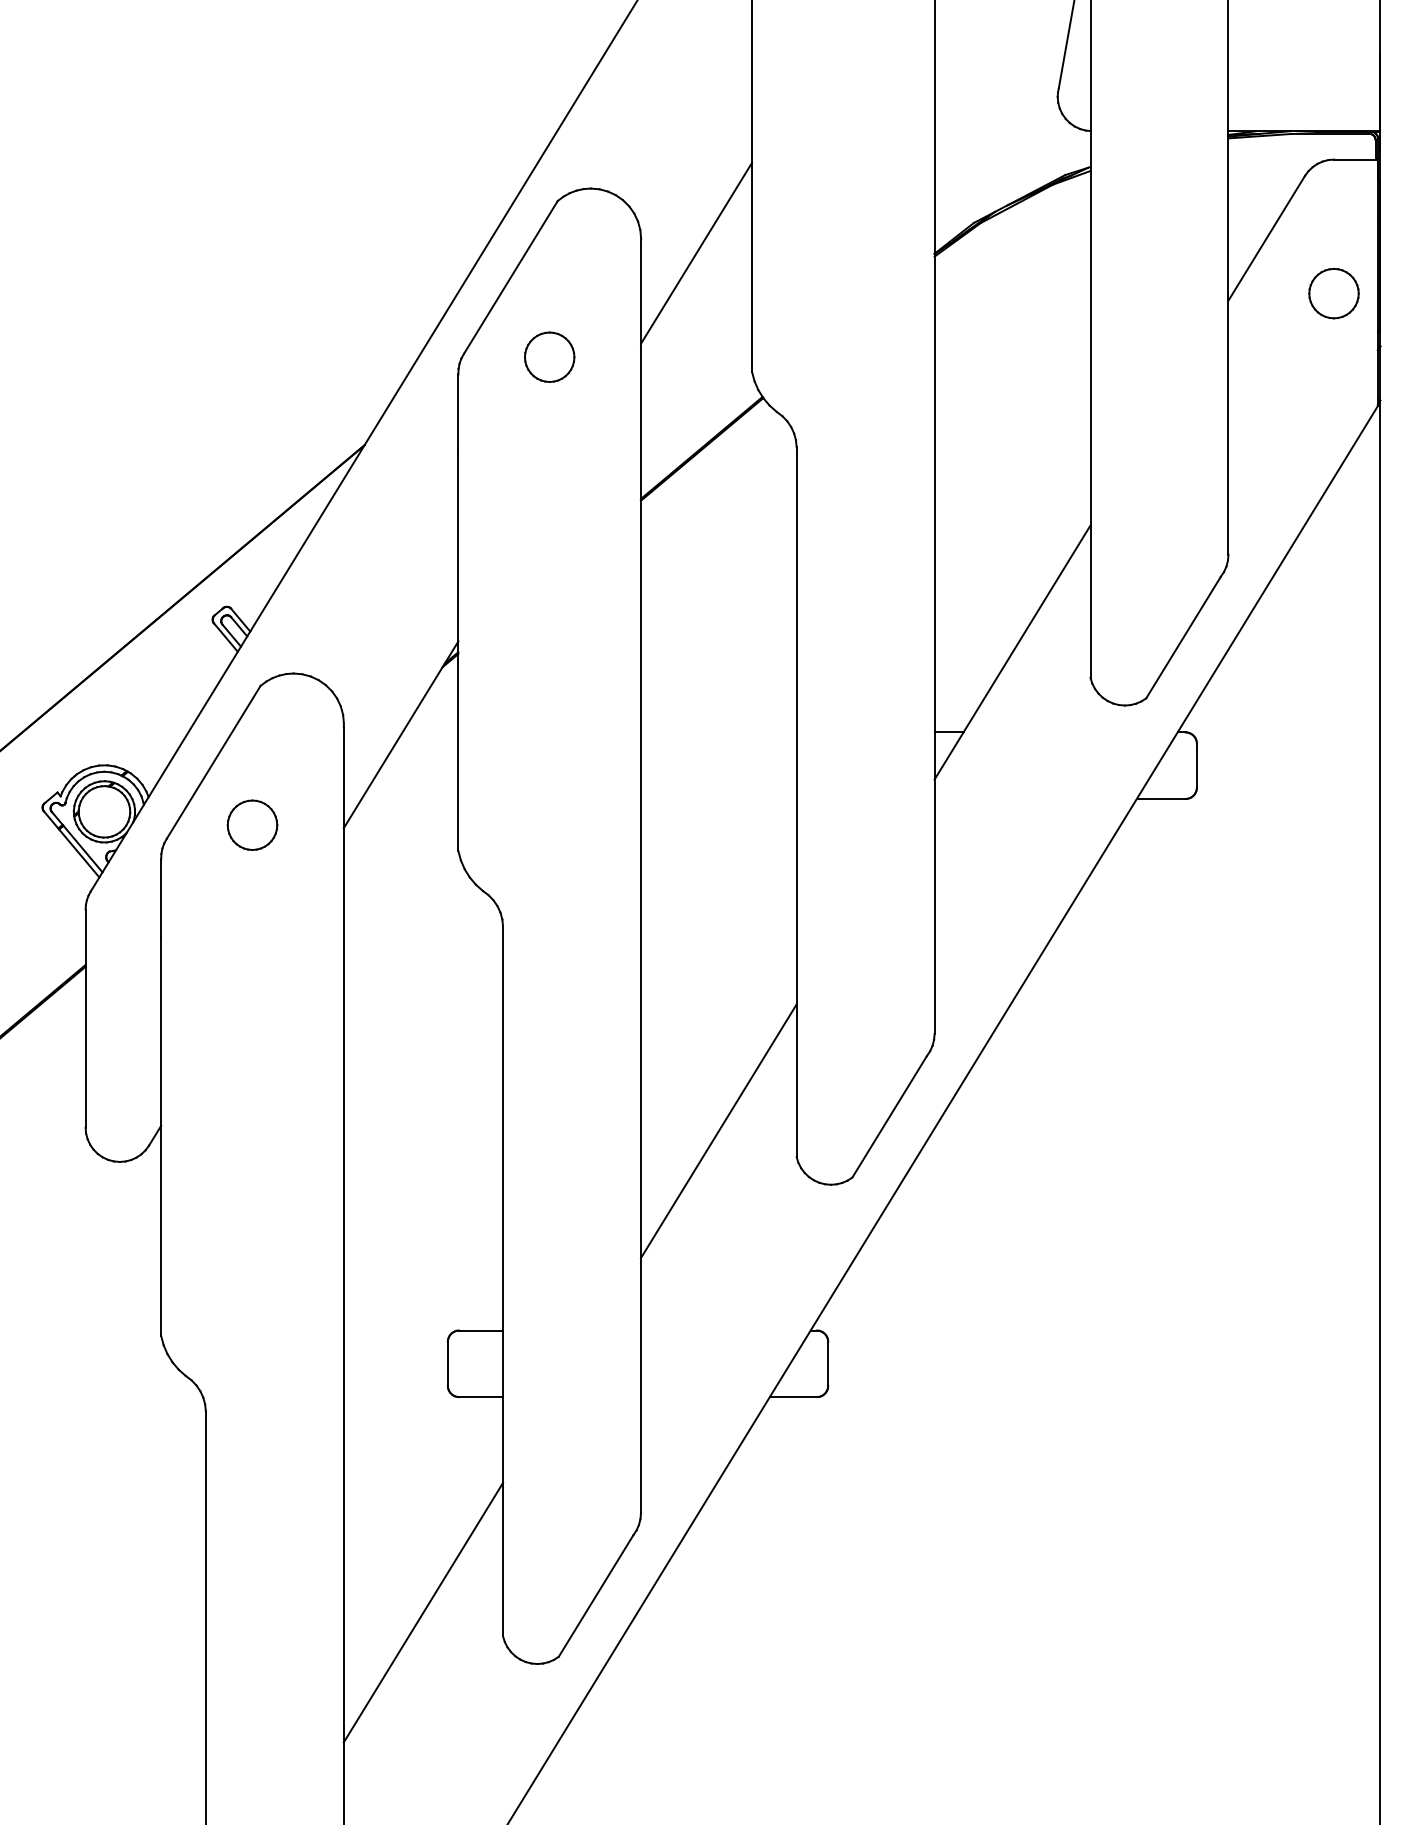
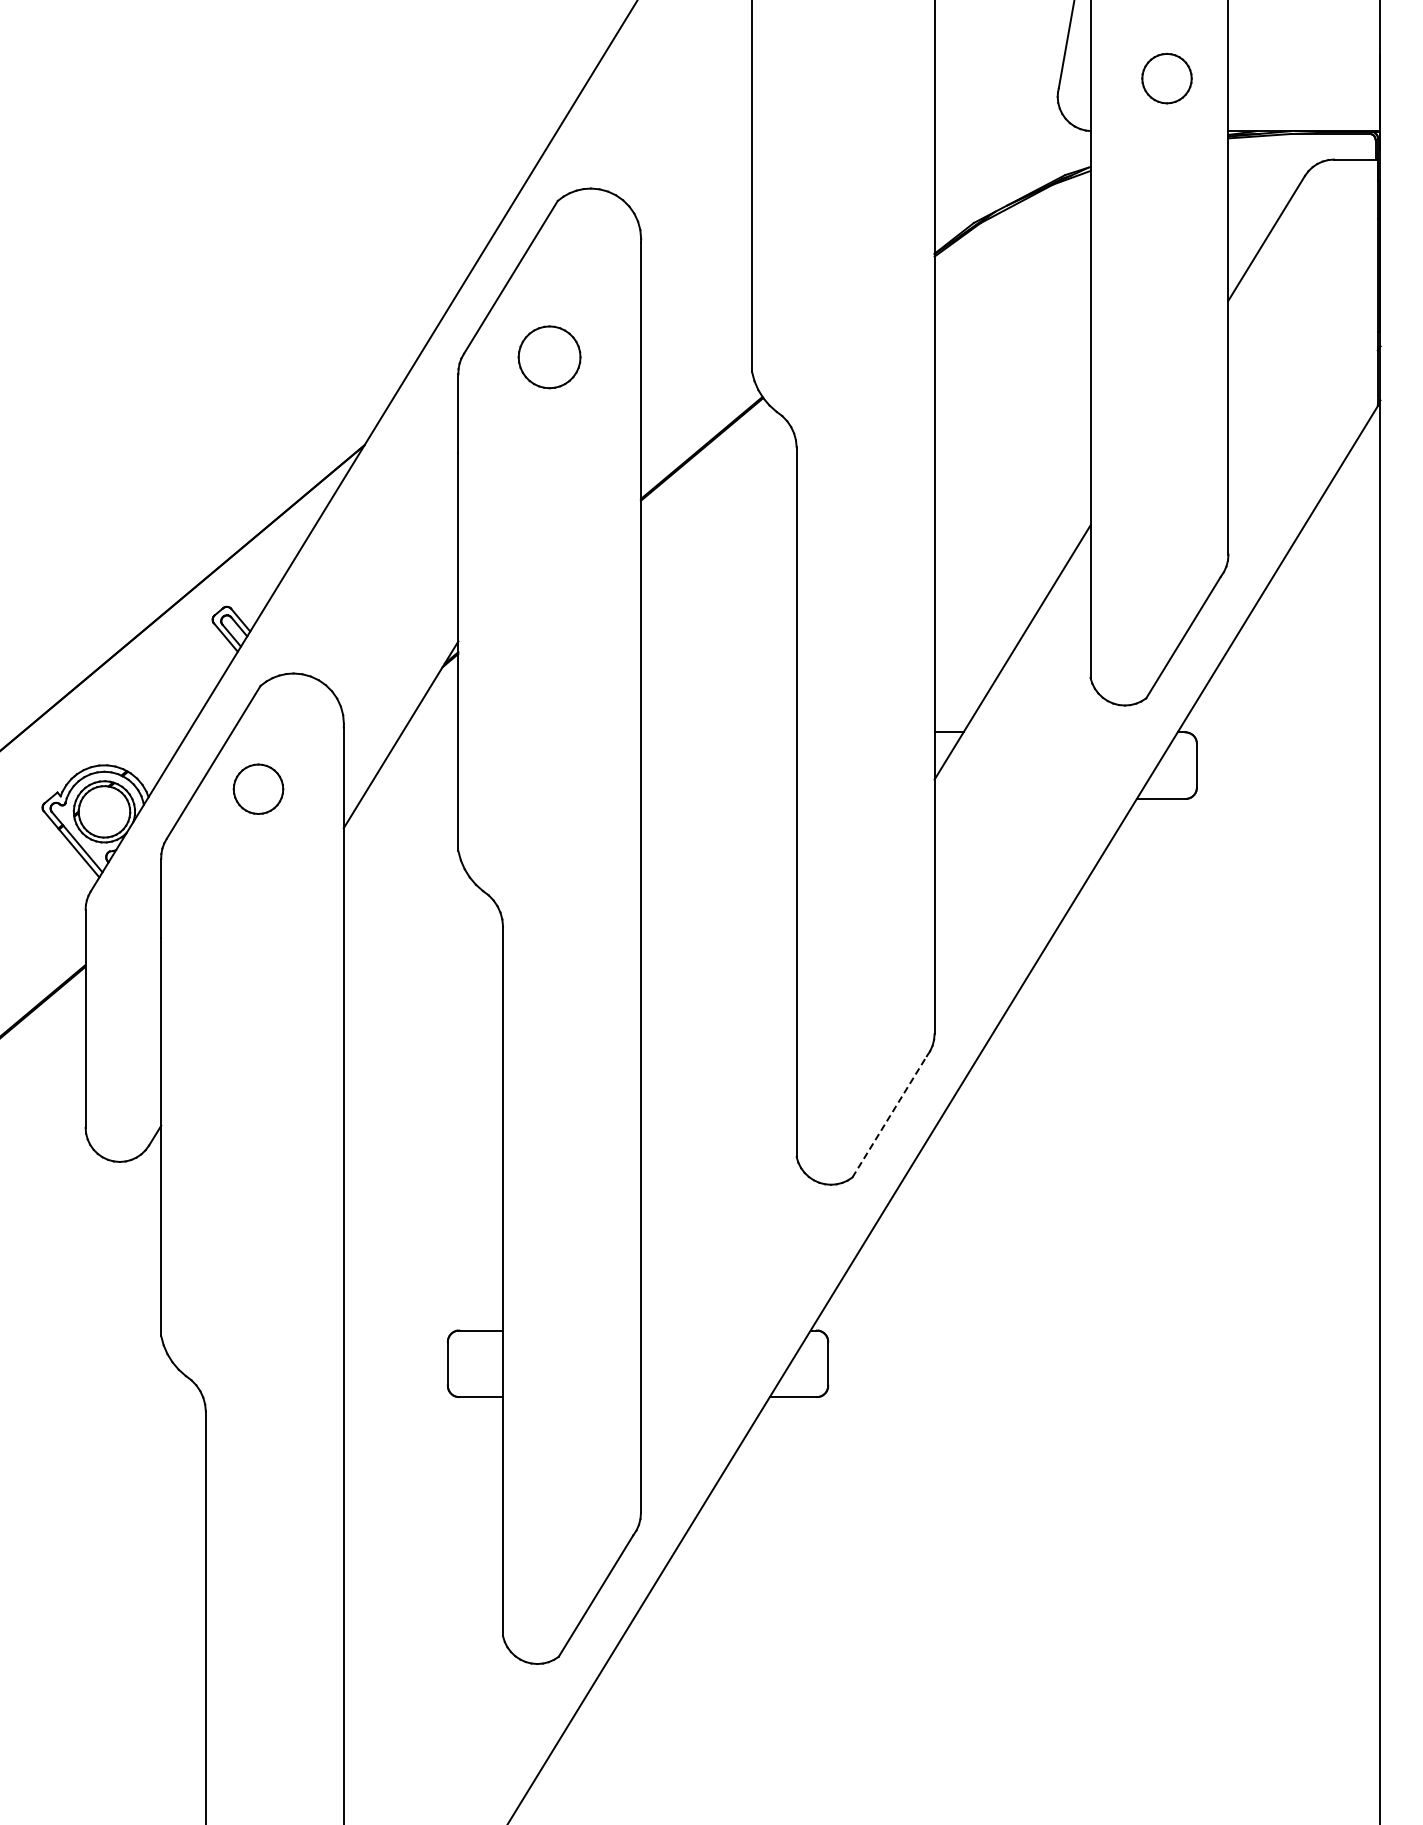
line: present -> none (696, 252)
part position: (1333, 293) -> (1166, 78) (1166, 78)
part size: 52x52 px -> 65x65 px (549, 357)
part position: (252, 824) -> (258, 788) (258, 788)
line: solid -> dashed (889, 1116)
line: present -> none (718, 1131)
line: present -> none (423, 1612)
